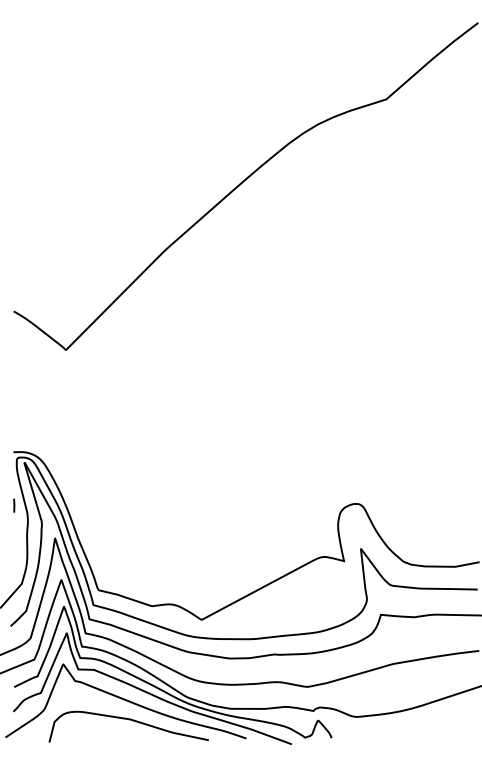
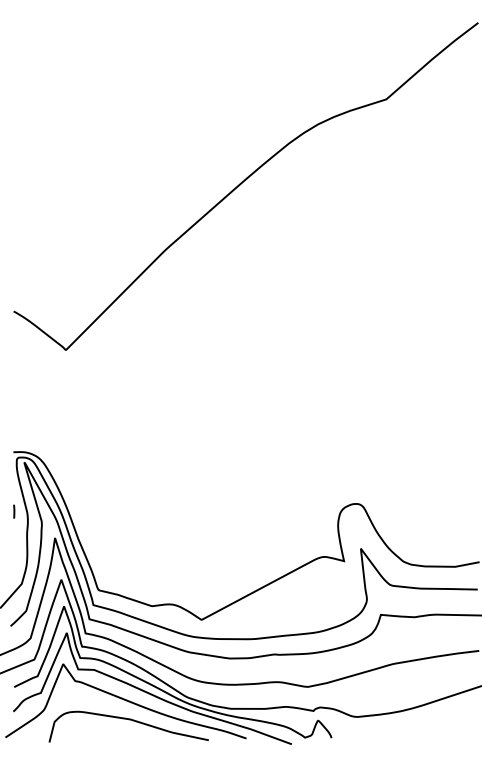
line position: (14, 505) -> (14, 511) (14, 511)
